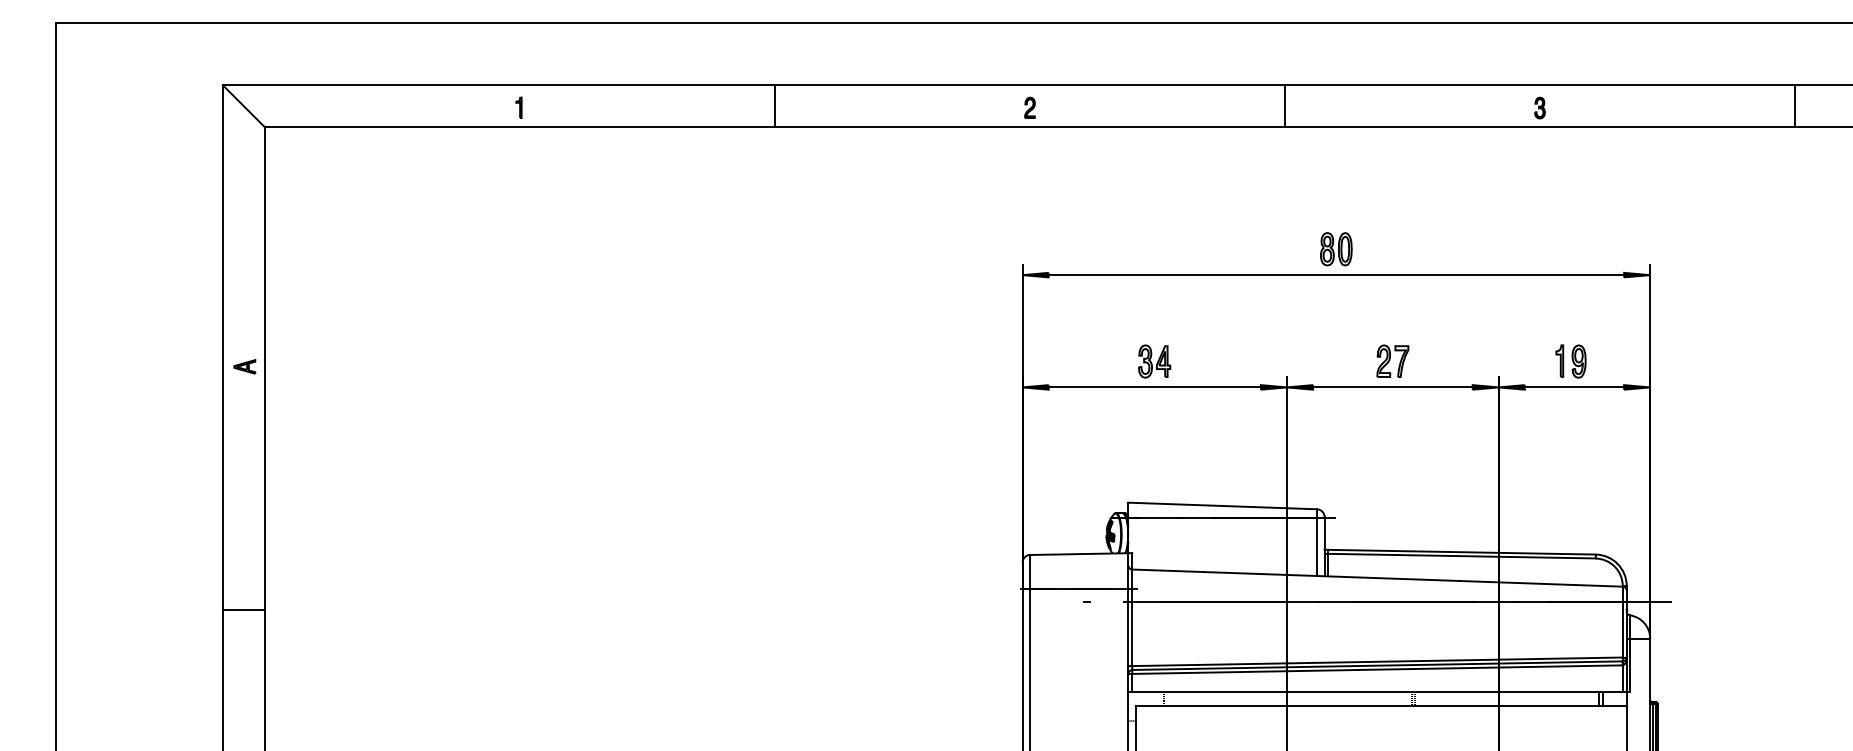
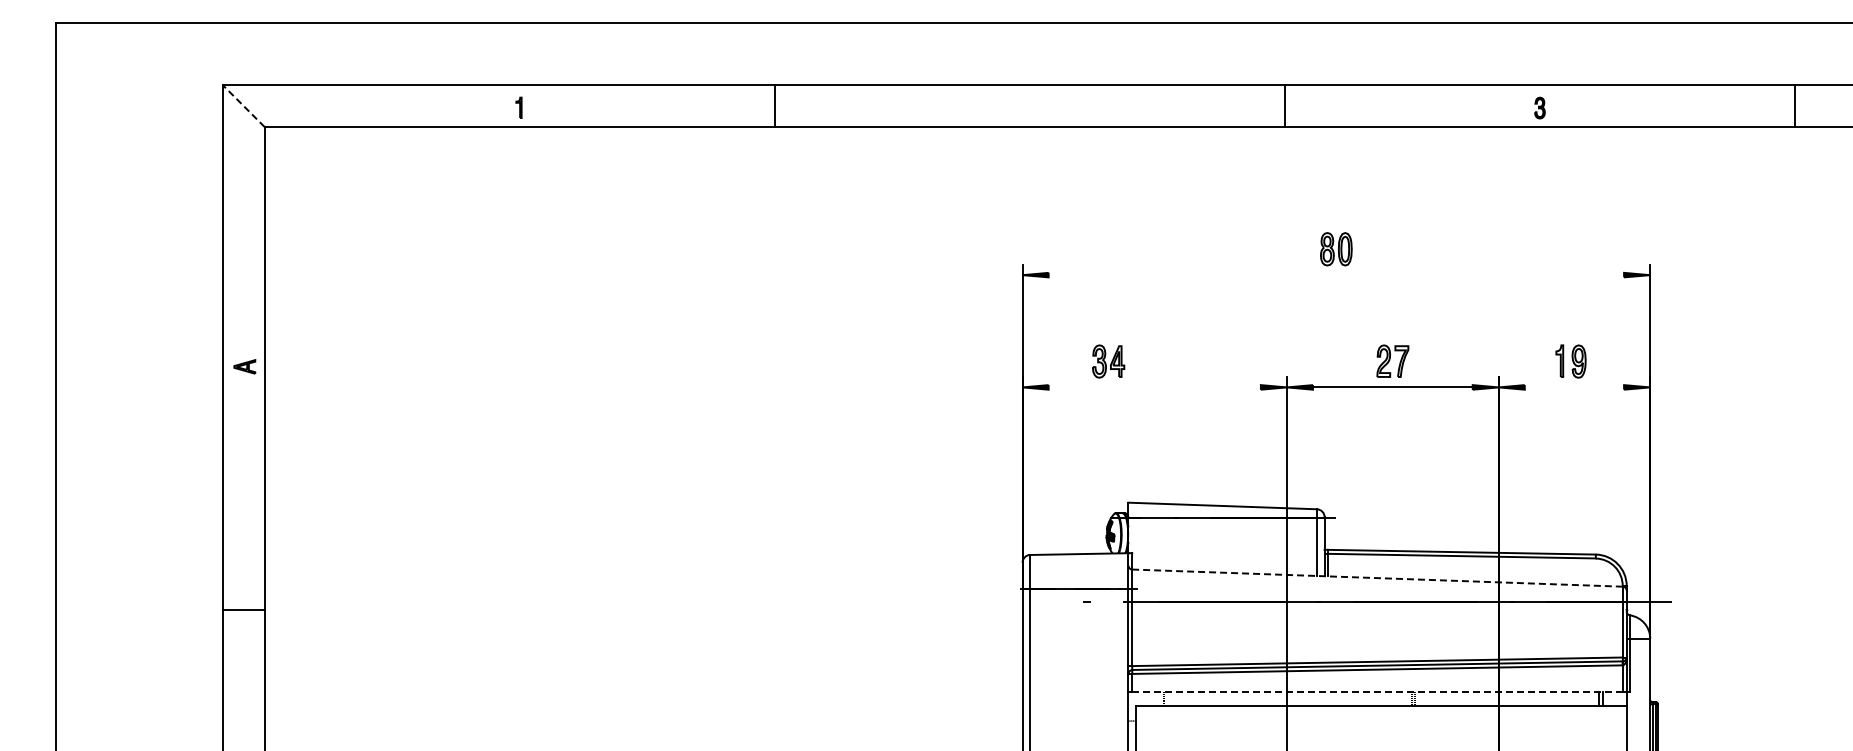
line: solid -> dashed (243, 106)
part: present -> none (1029, 107)
line: present -> none (1336, 275)
part position: (1154, 361) -> (1108, 361) (1108, 361)
line: present -> none (1154, 387)
line: present -> none (1574, 387)
line: solid -> dashed (1377, 578)
line: solid -> dashed (1378, 691)
